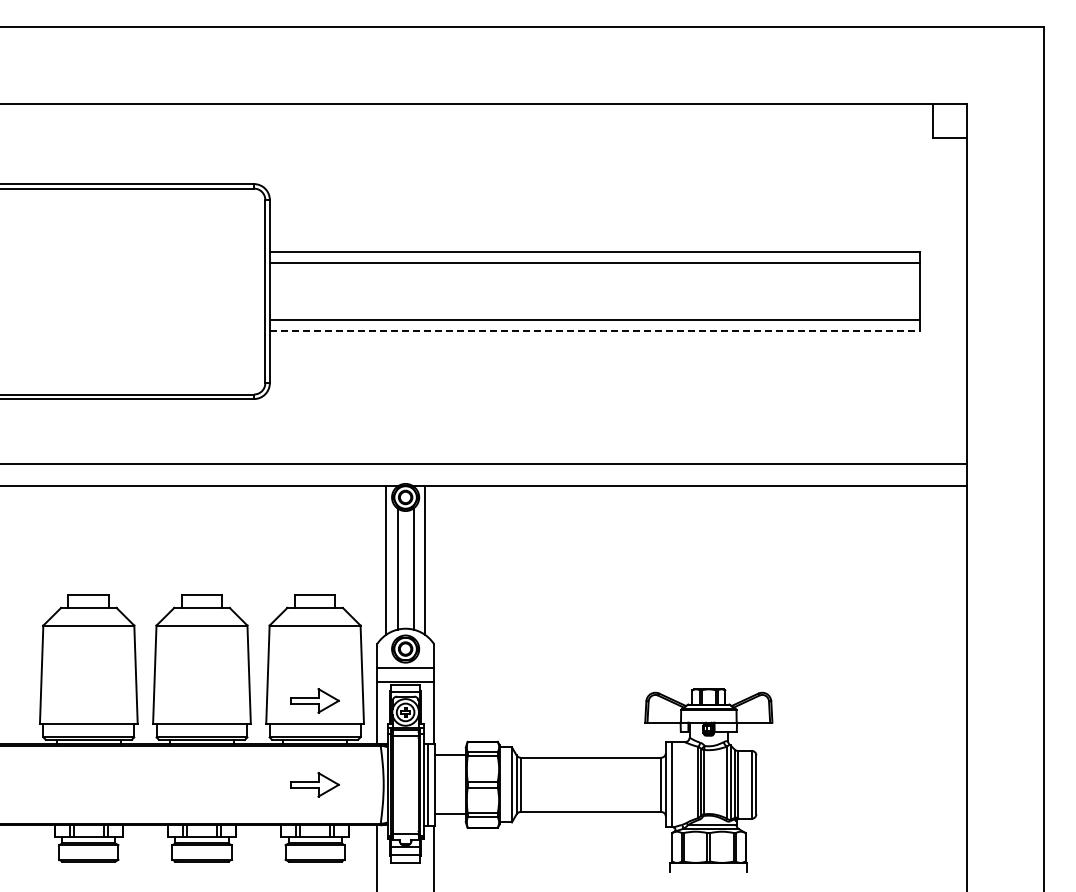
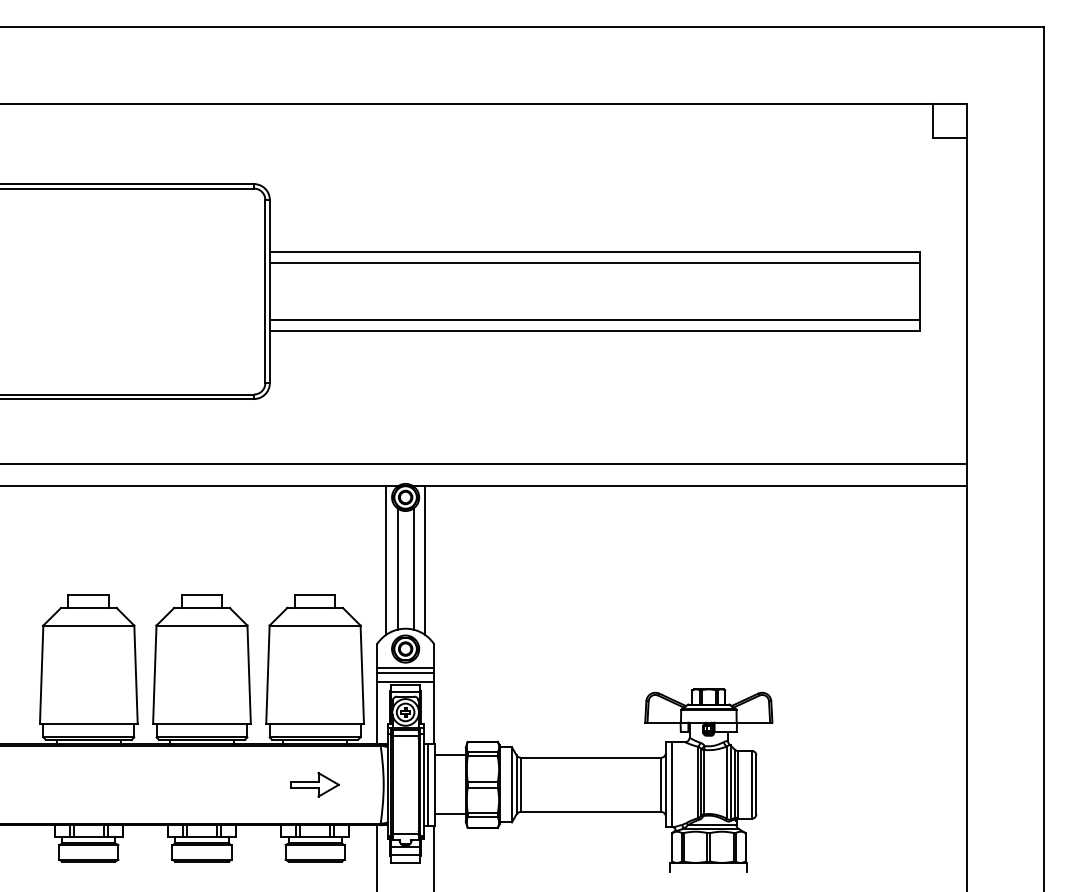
line: dashed -> solid (595, 331)
line: none -> present (405, 672)
part: present -> none (314, 700)
